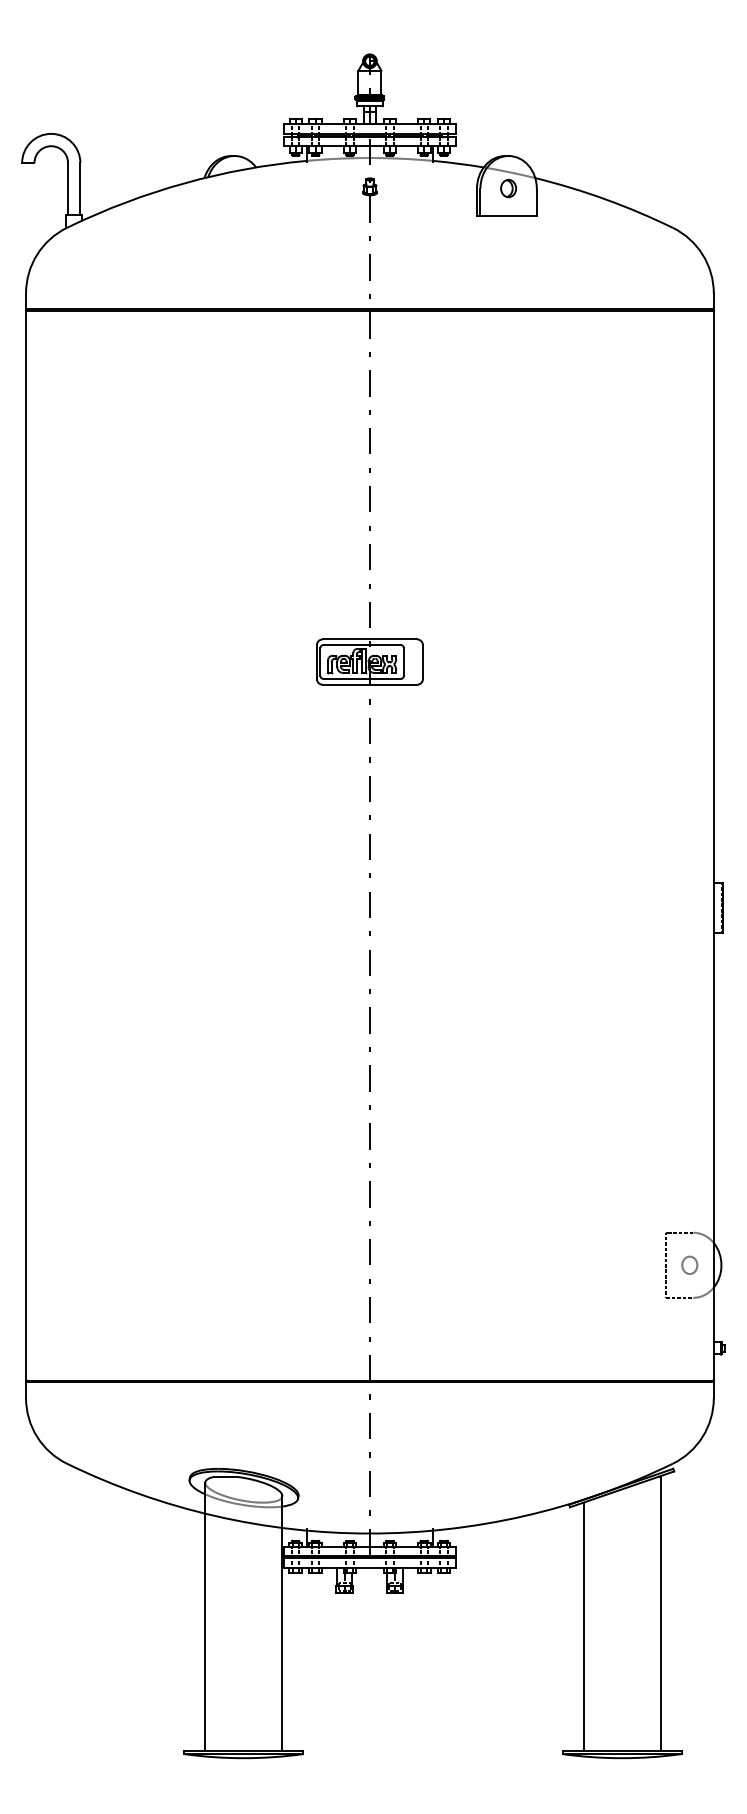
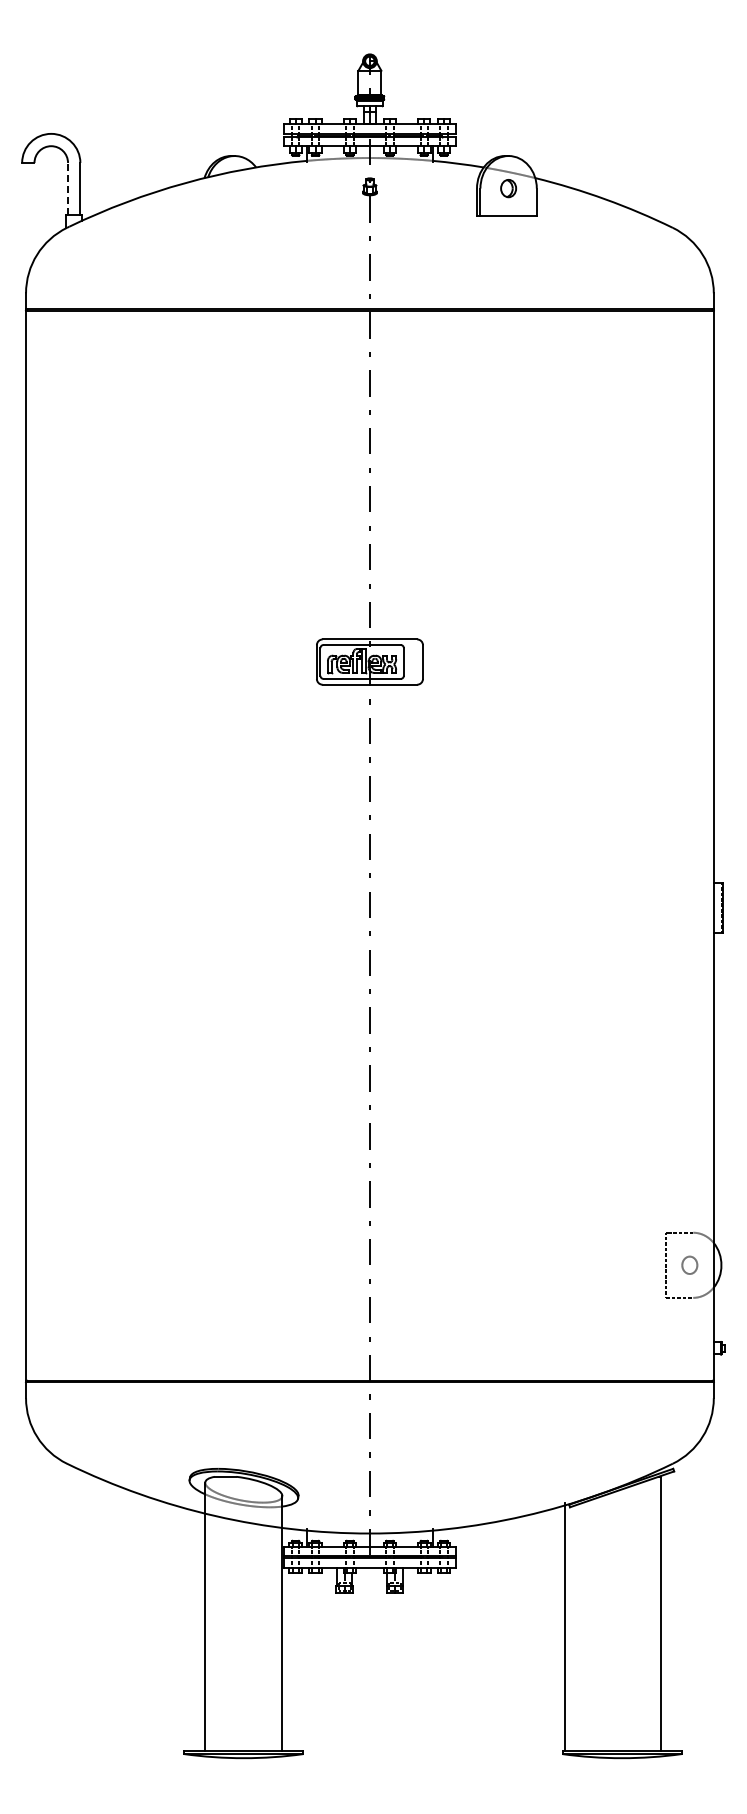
line: solid -> dashed (68, 188)
line position: (583, 1626) -> (564, 1626) (564, 1626)
